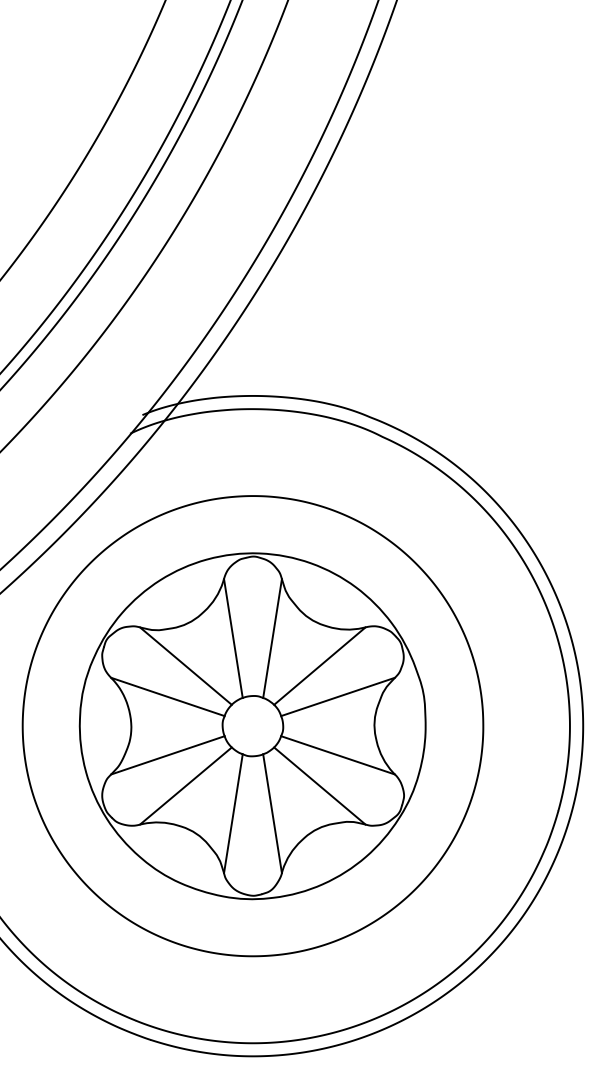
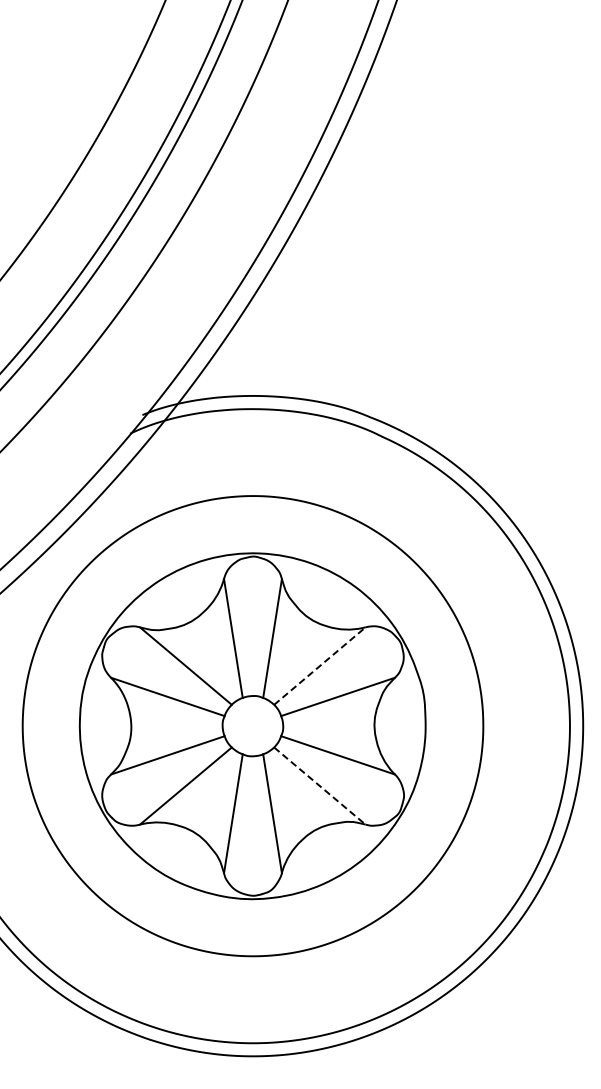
line: solid -> dashed (319, 666)
line: solid -> dashed (319, 786)
